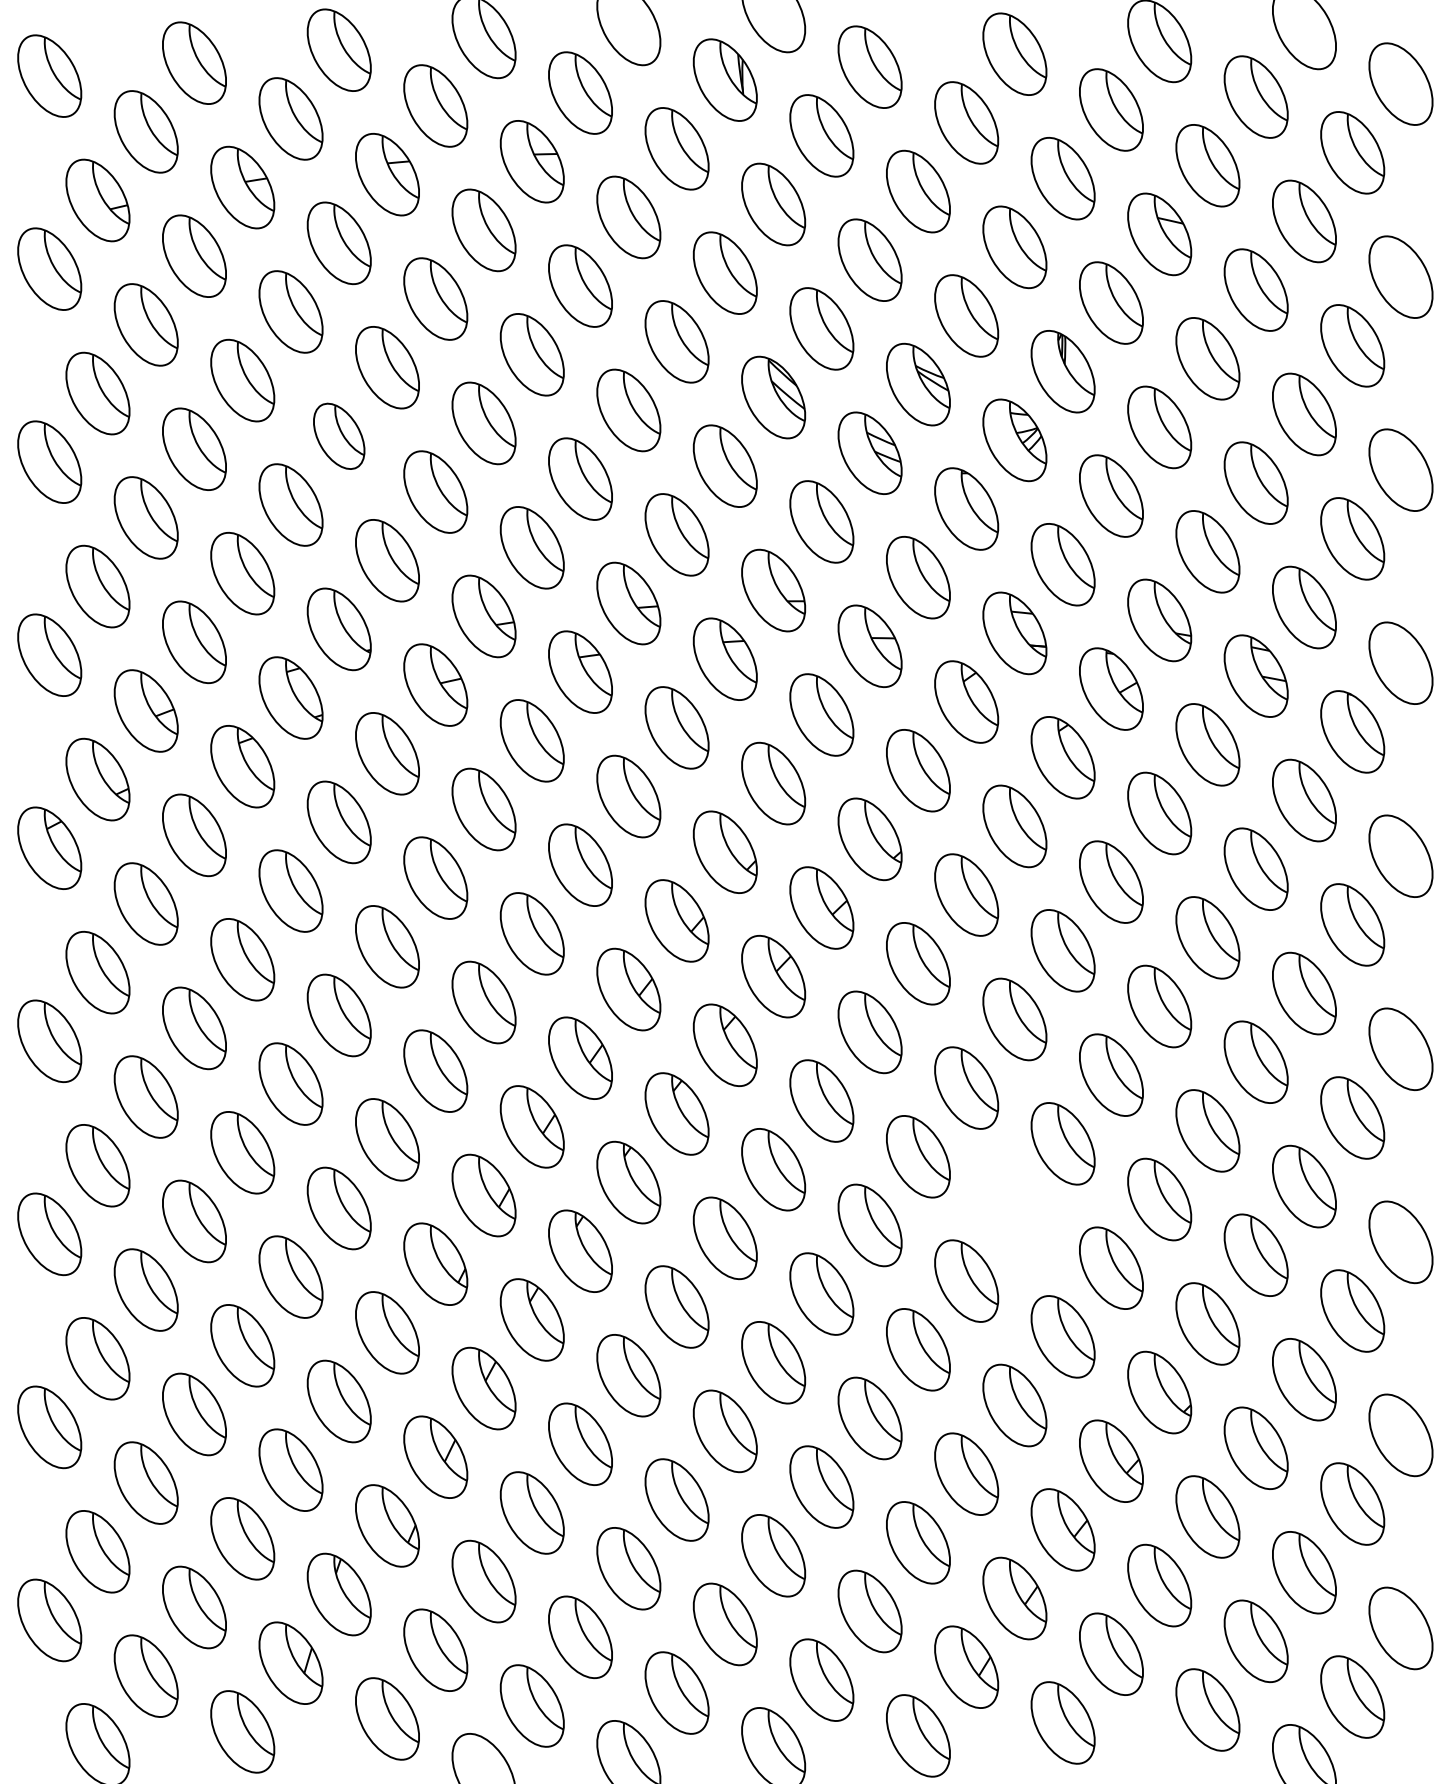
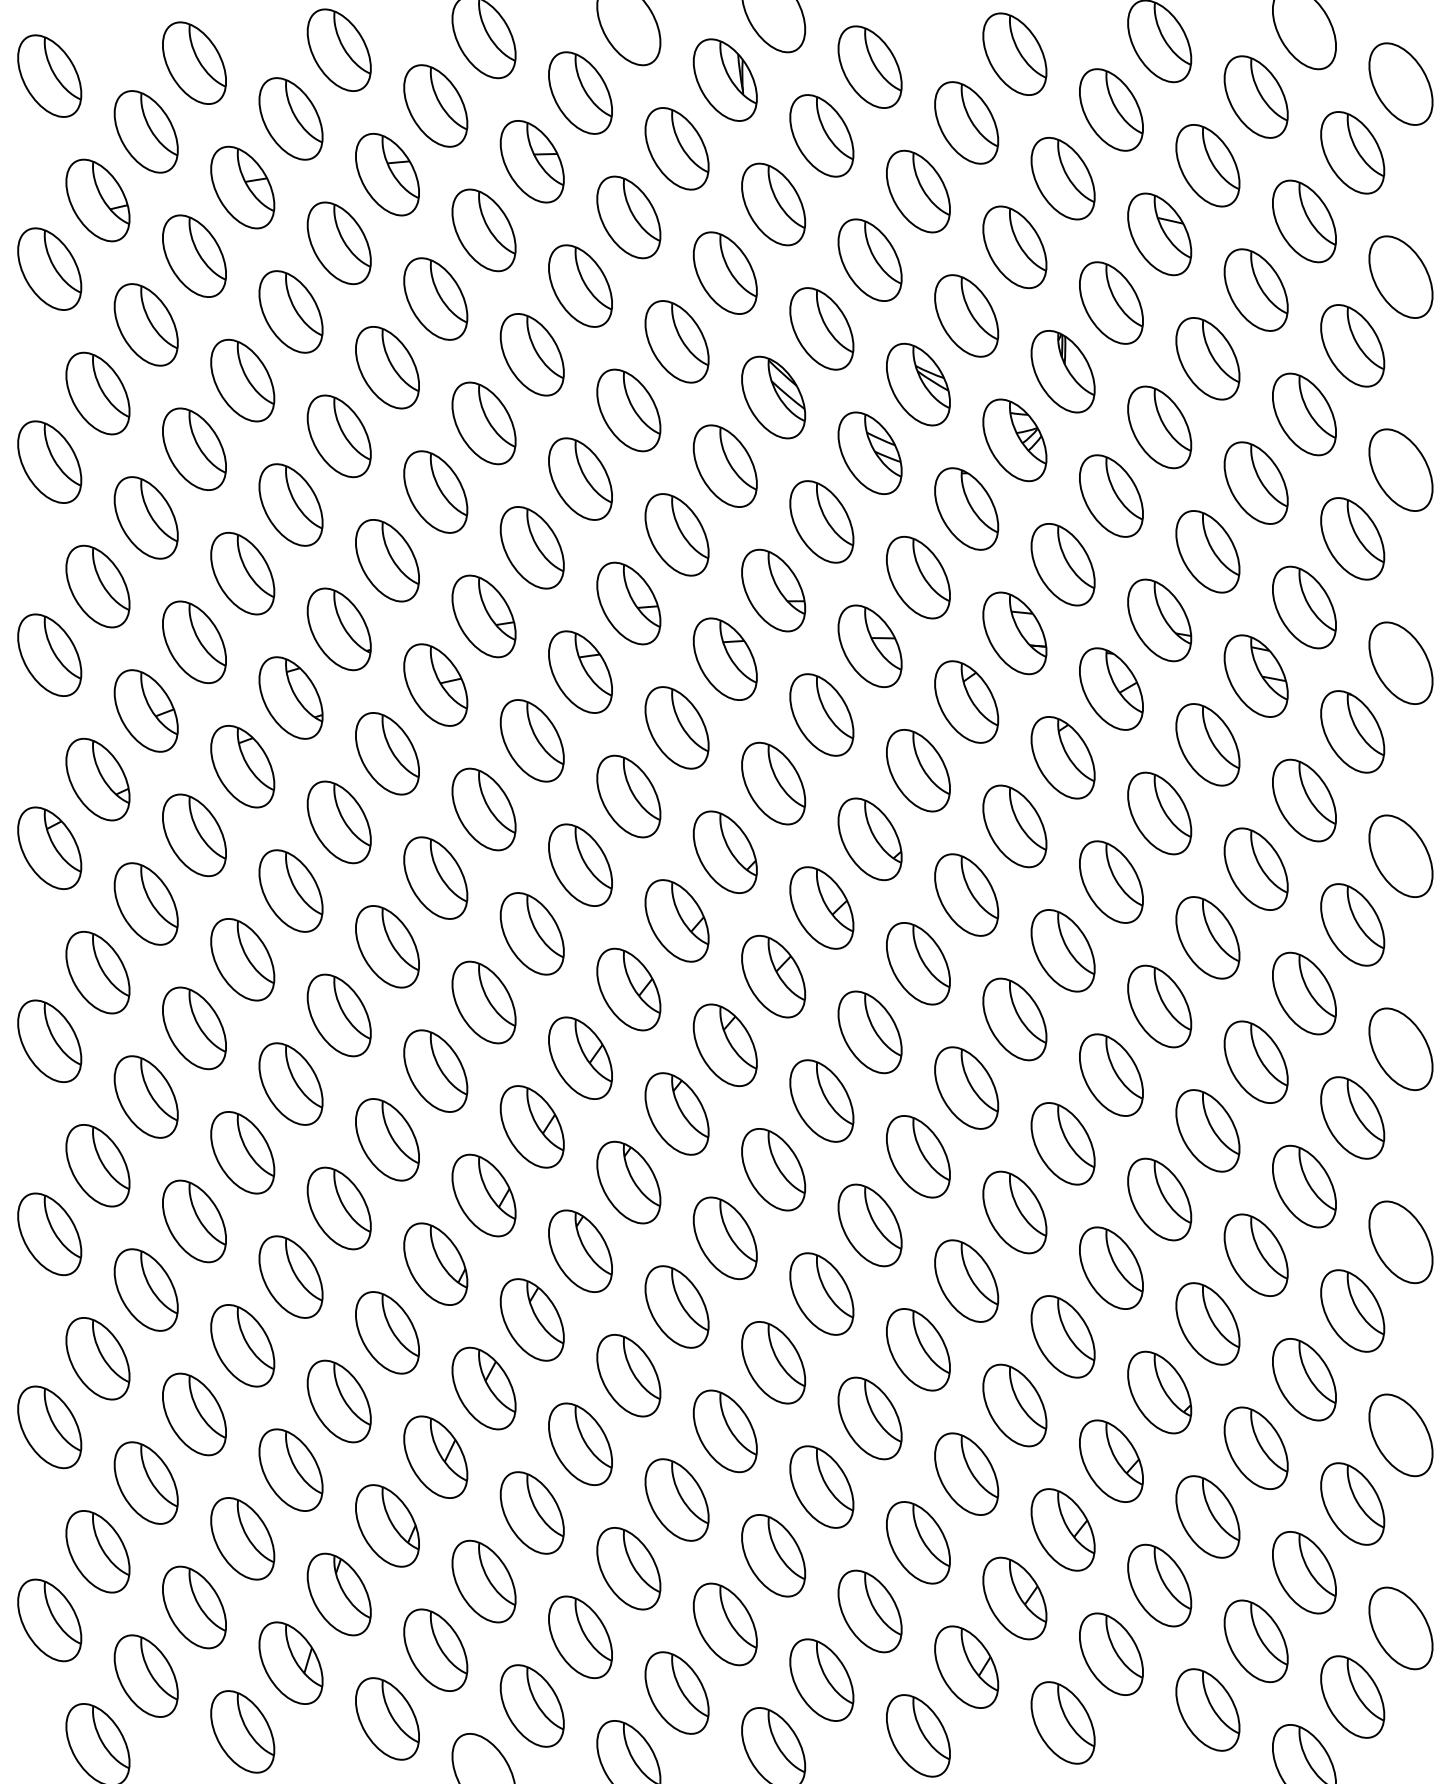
part size: 53x68 px -> 66x85 px (338, 436)
part: none -> present (1014, 1212)
